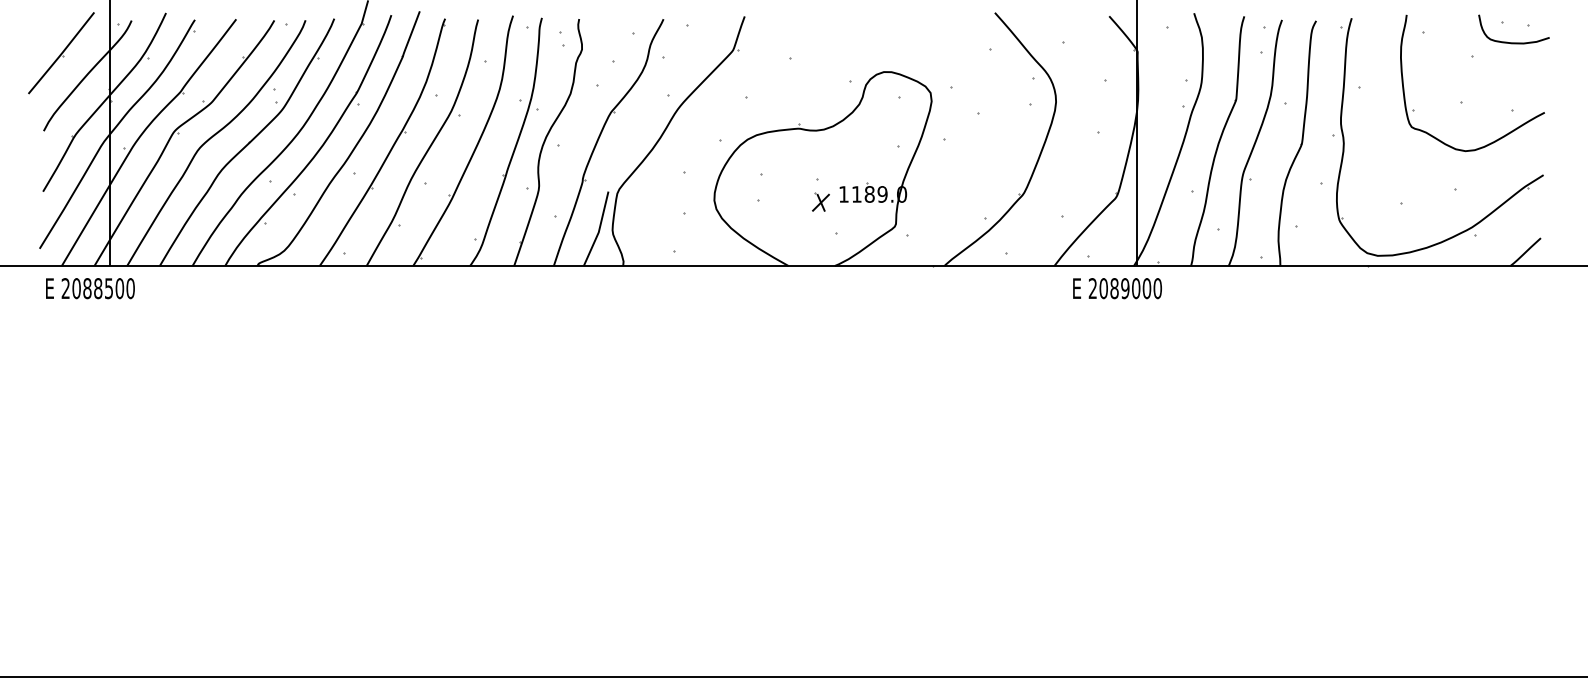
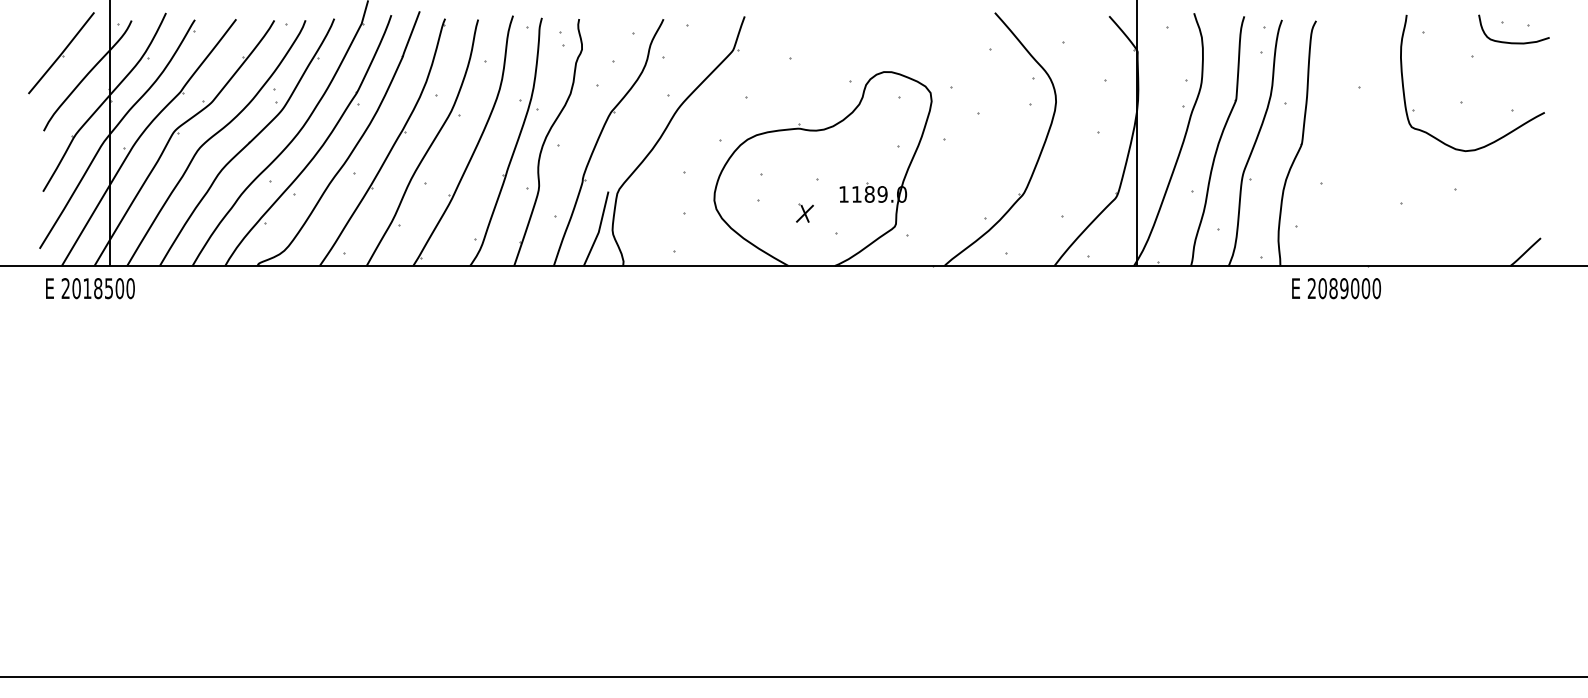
part position: (820, 201) -> (804, 212) (804, 212)
part: present -> none (1496, 207)
text: 2088500 -> 2018500 (87, 288)
text position: (1117, 288) -> (1336, 288) (1336, 288)
